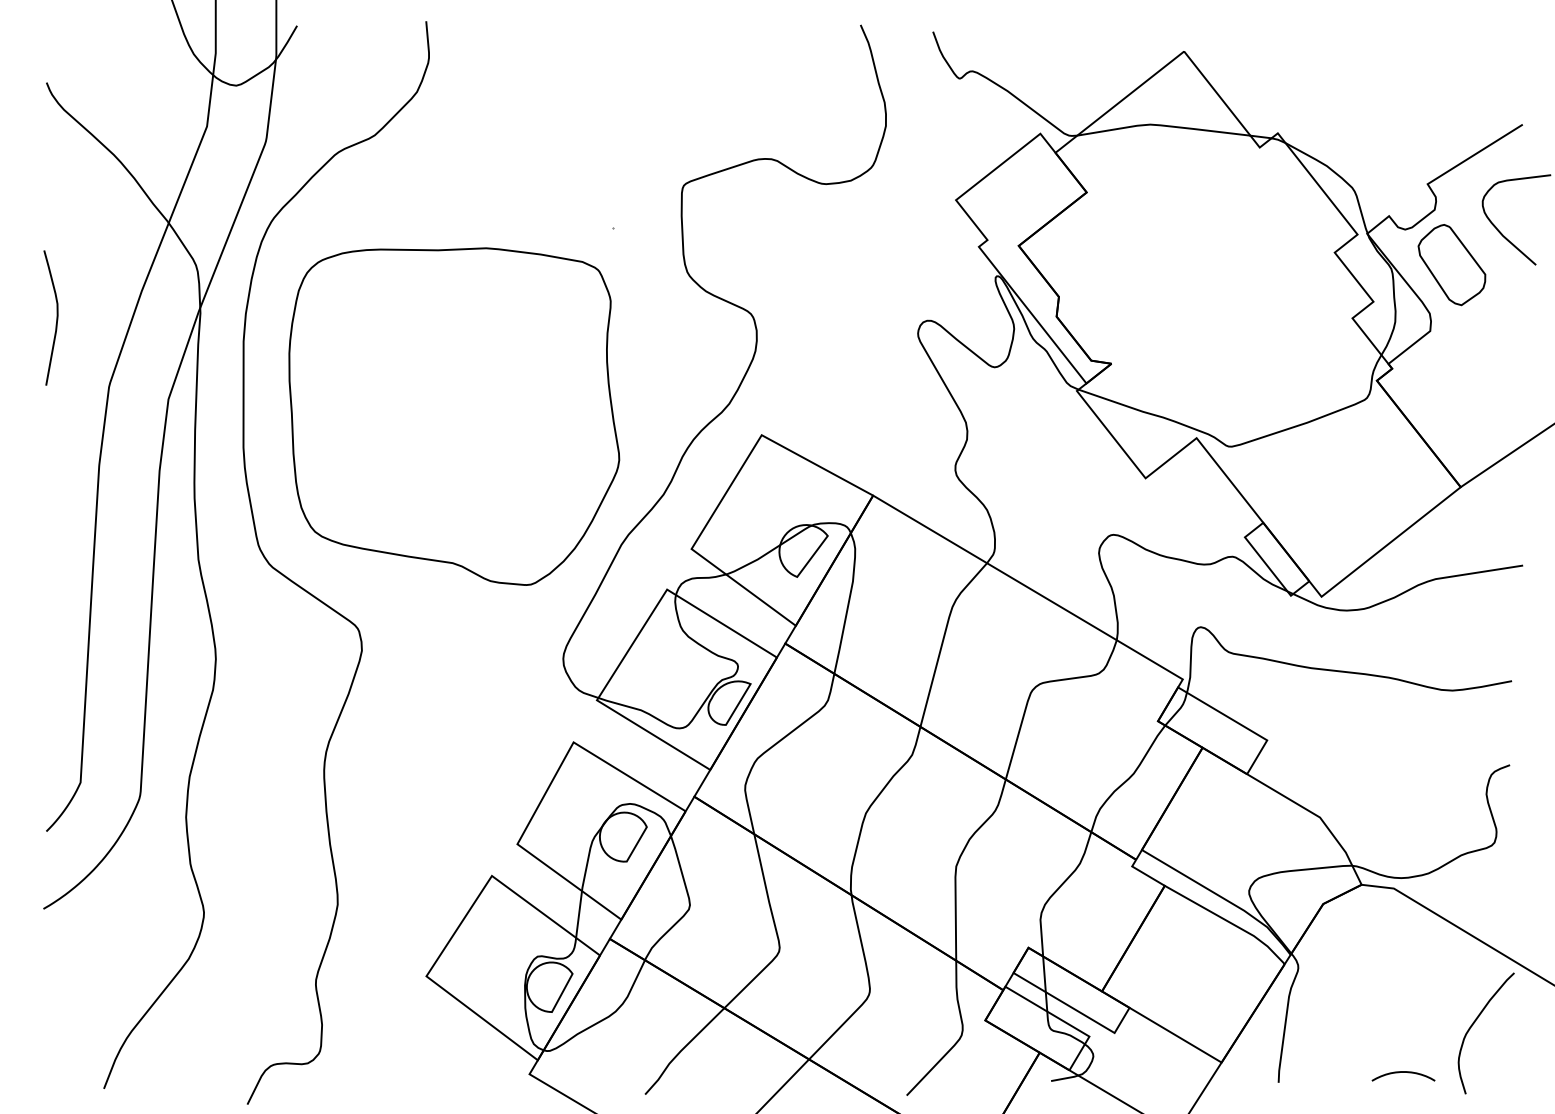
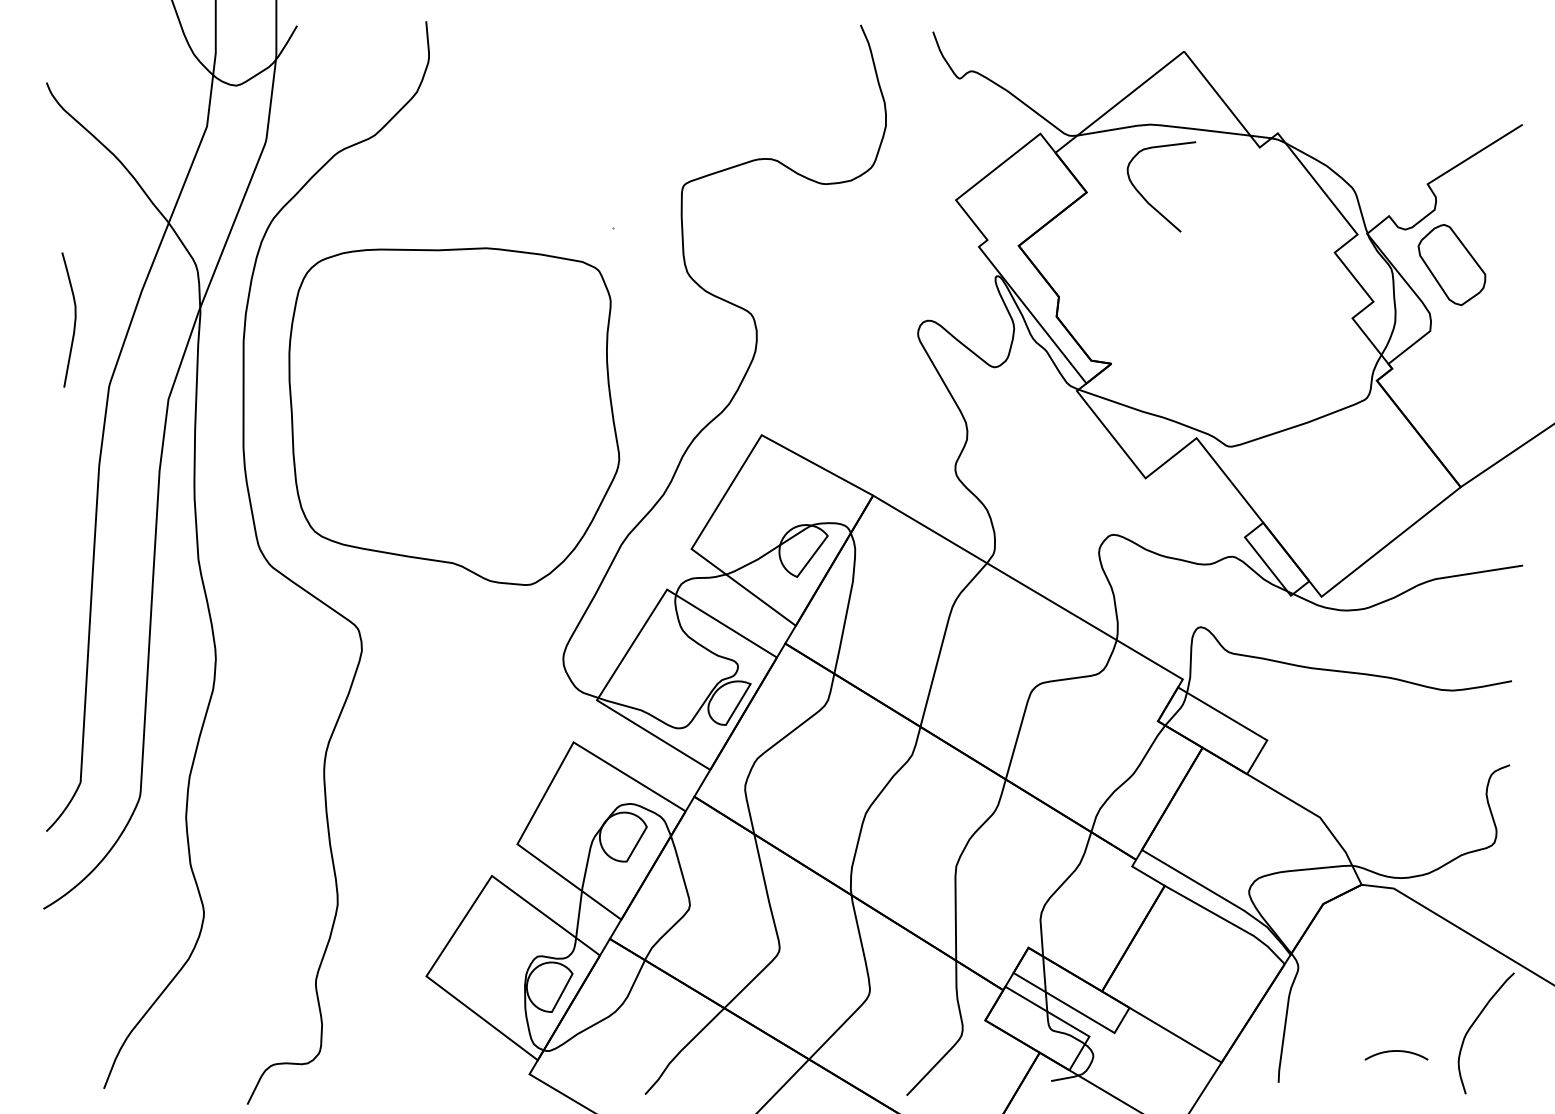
curve position: (1502, 233) -> (1147, 200) (1147, 200)
curve position: (56, 317) -> (74, 319) (74, 319)
curve position: (1403, 1072) -> (1396, 1051) (1396, 1051)
